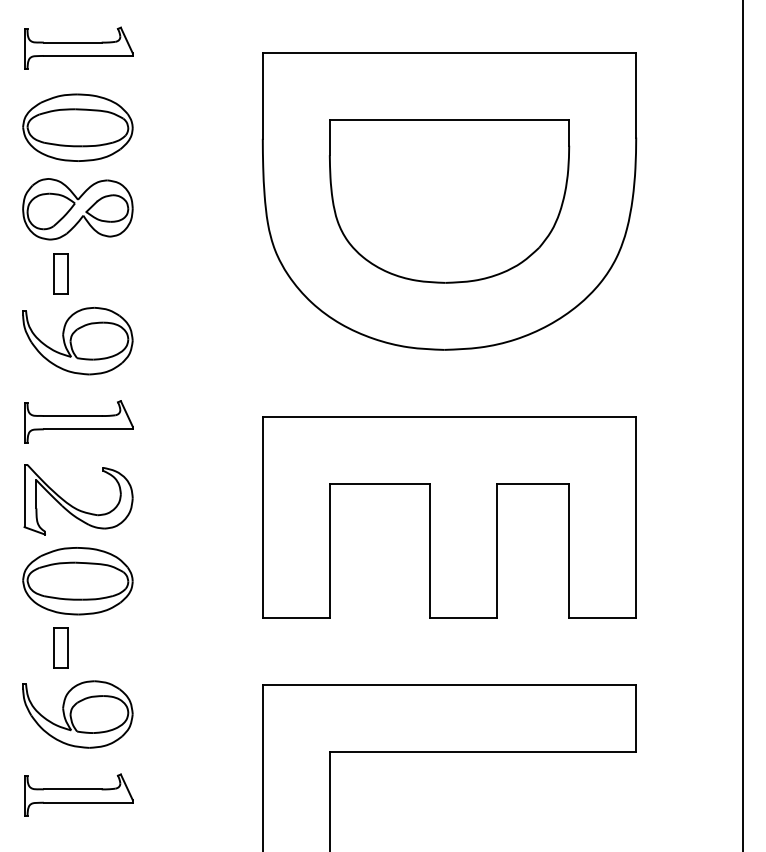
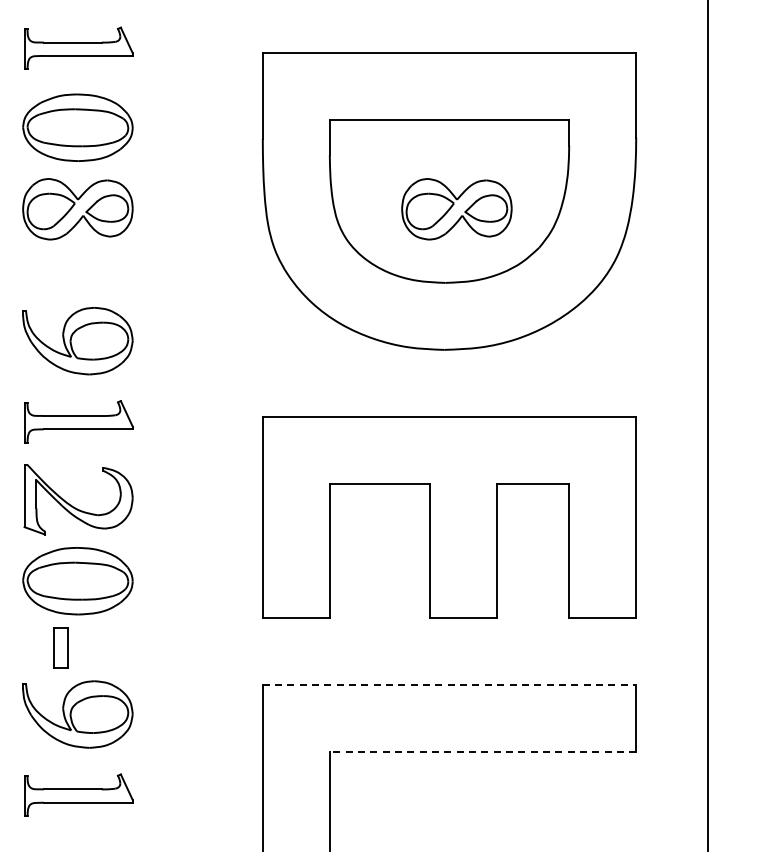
part: none -> present (456, 209)
part: present -> none (60, 273)
line position: (742, 425) -> (707, 425) (707, 425)
line: solid -> dashed (449, 685)
line: solid -> dashed (482, 752)
